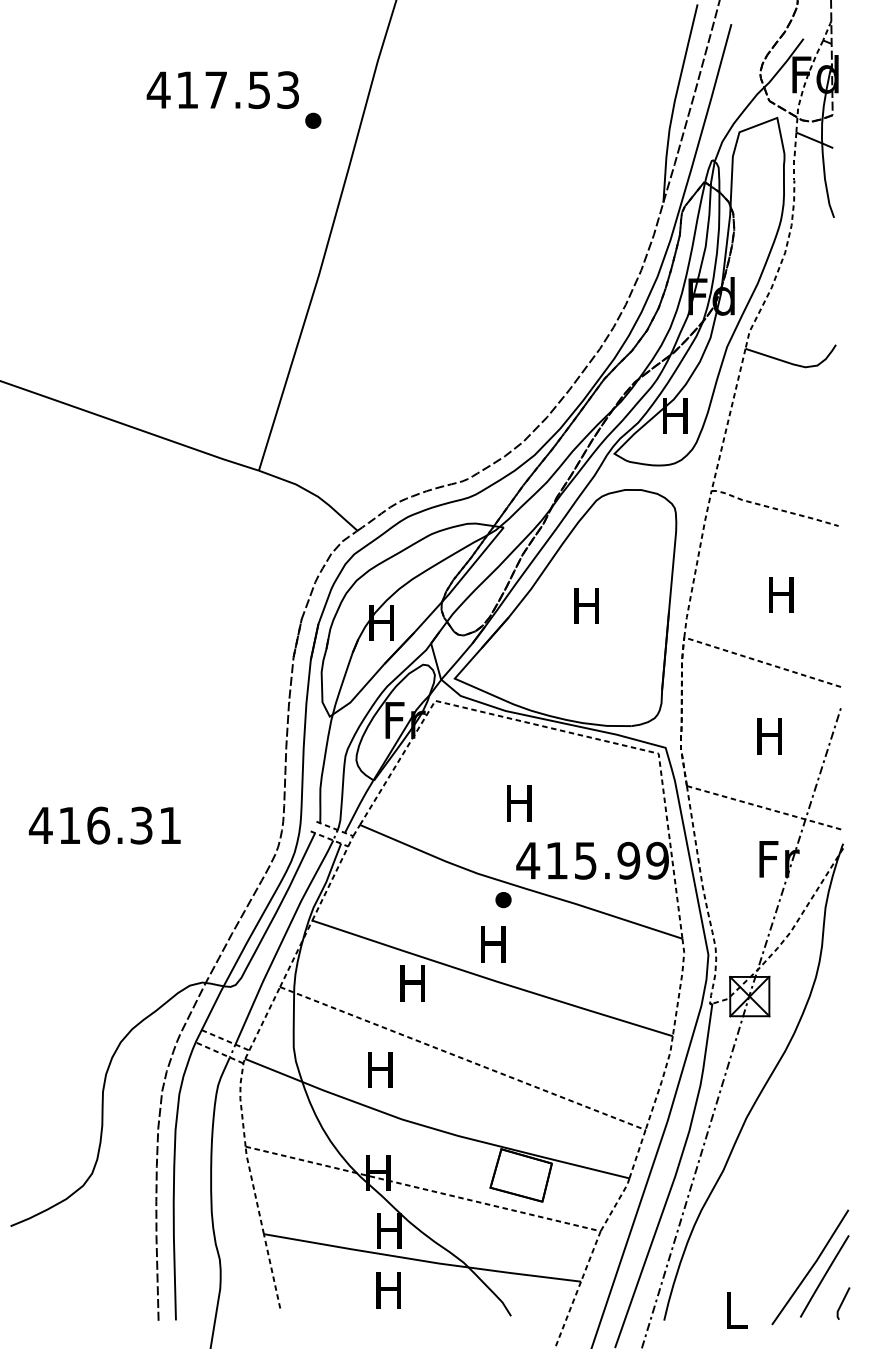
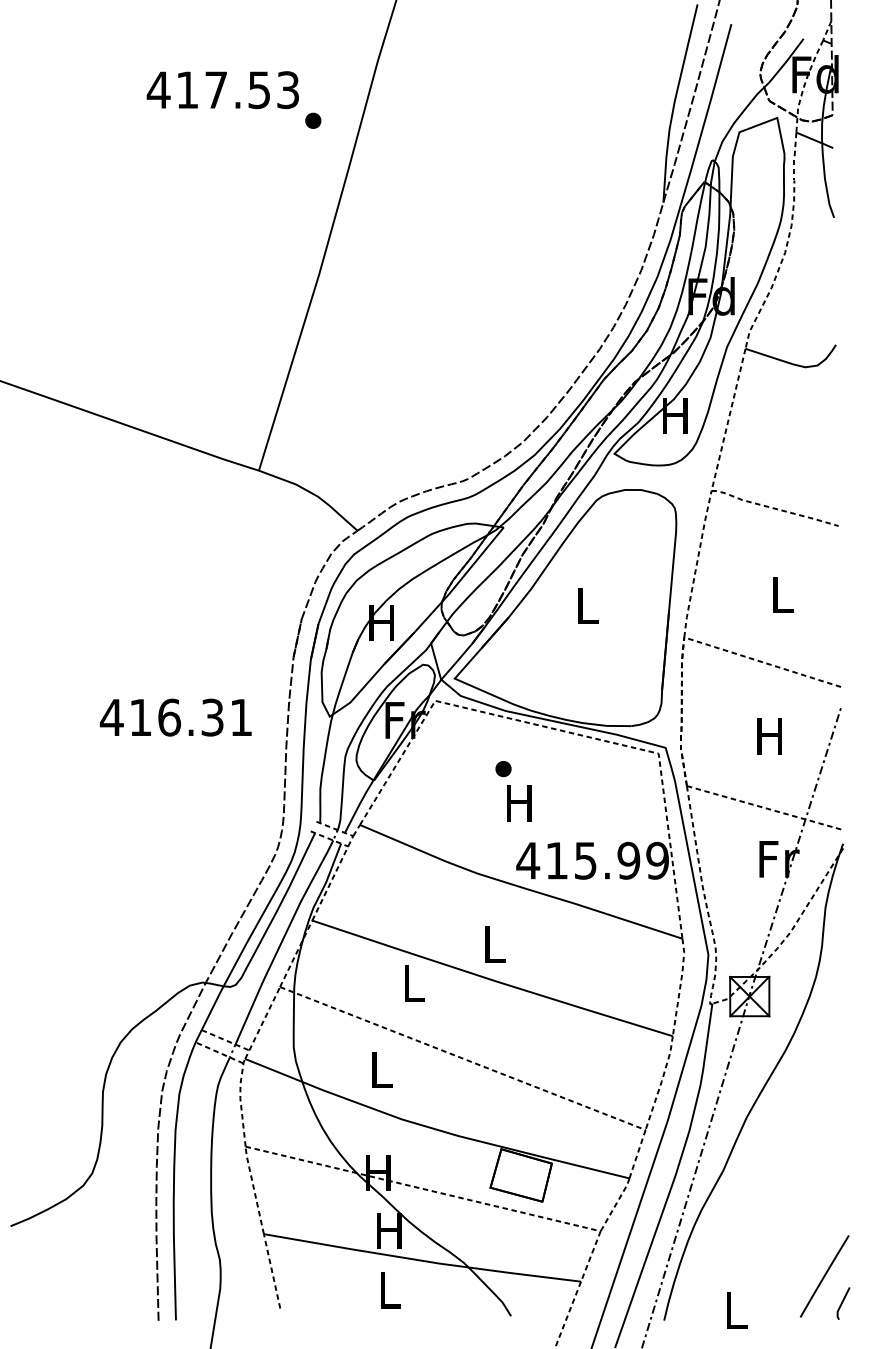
text: H -> L (781, 594)
text: H -> L (586, 605)
text position: (104, 825) -> (175, 717) (175, 717)
part position: (503, 900) -> (503, 769) (503, 769)
text: H -> L (493, 944)
text: H -> L (412, 983)
text: H -> L (380, 1069)
line: present -> none (810, 1267)
text: H -> L (388, 1290)
